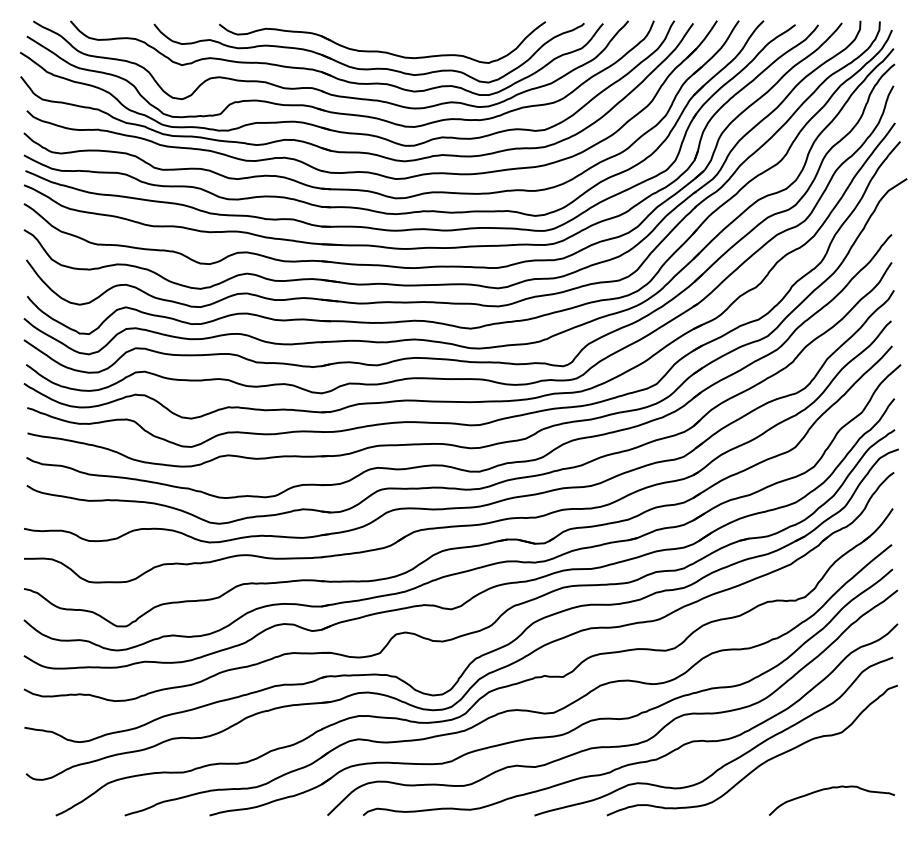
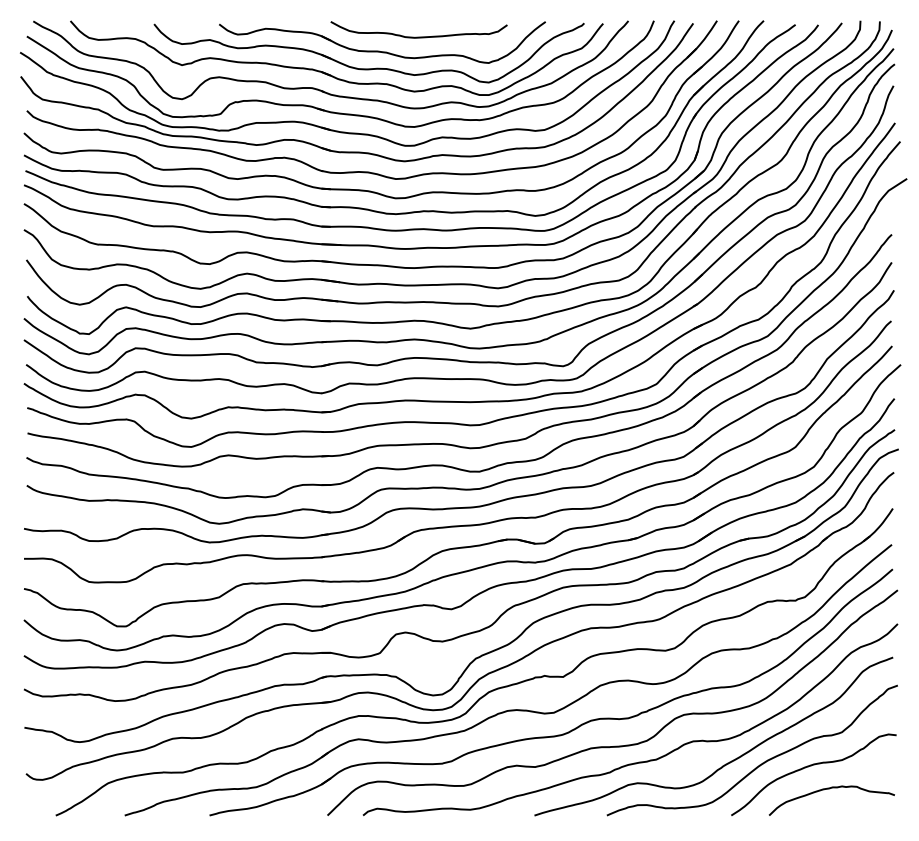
curve: none -> present (418, 36)
curve: none -> present (811, 766)
